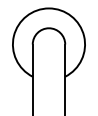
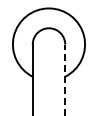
line: solid -> dashed (65, 79)
